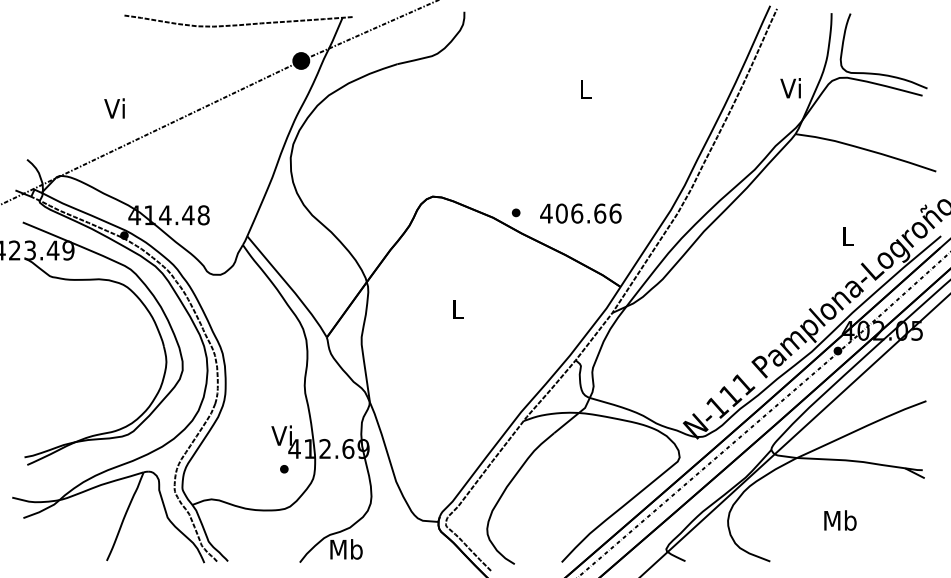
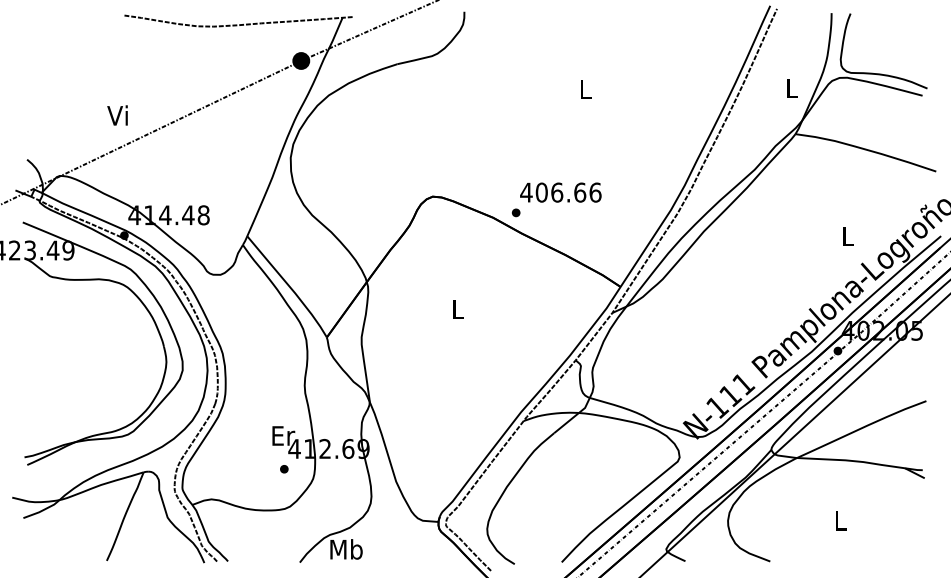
text: Vi -> L (790, 88)
text position: (114, 108) -> (117, 115) (117, 115)
text position: (580, 213) -> (560, 192) (560, 192)
text: Vi -> Er (283, 435)
text: Mb -> L (840, 520)
